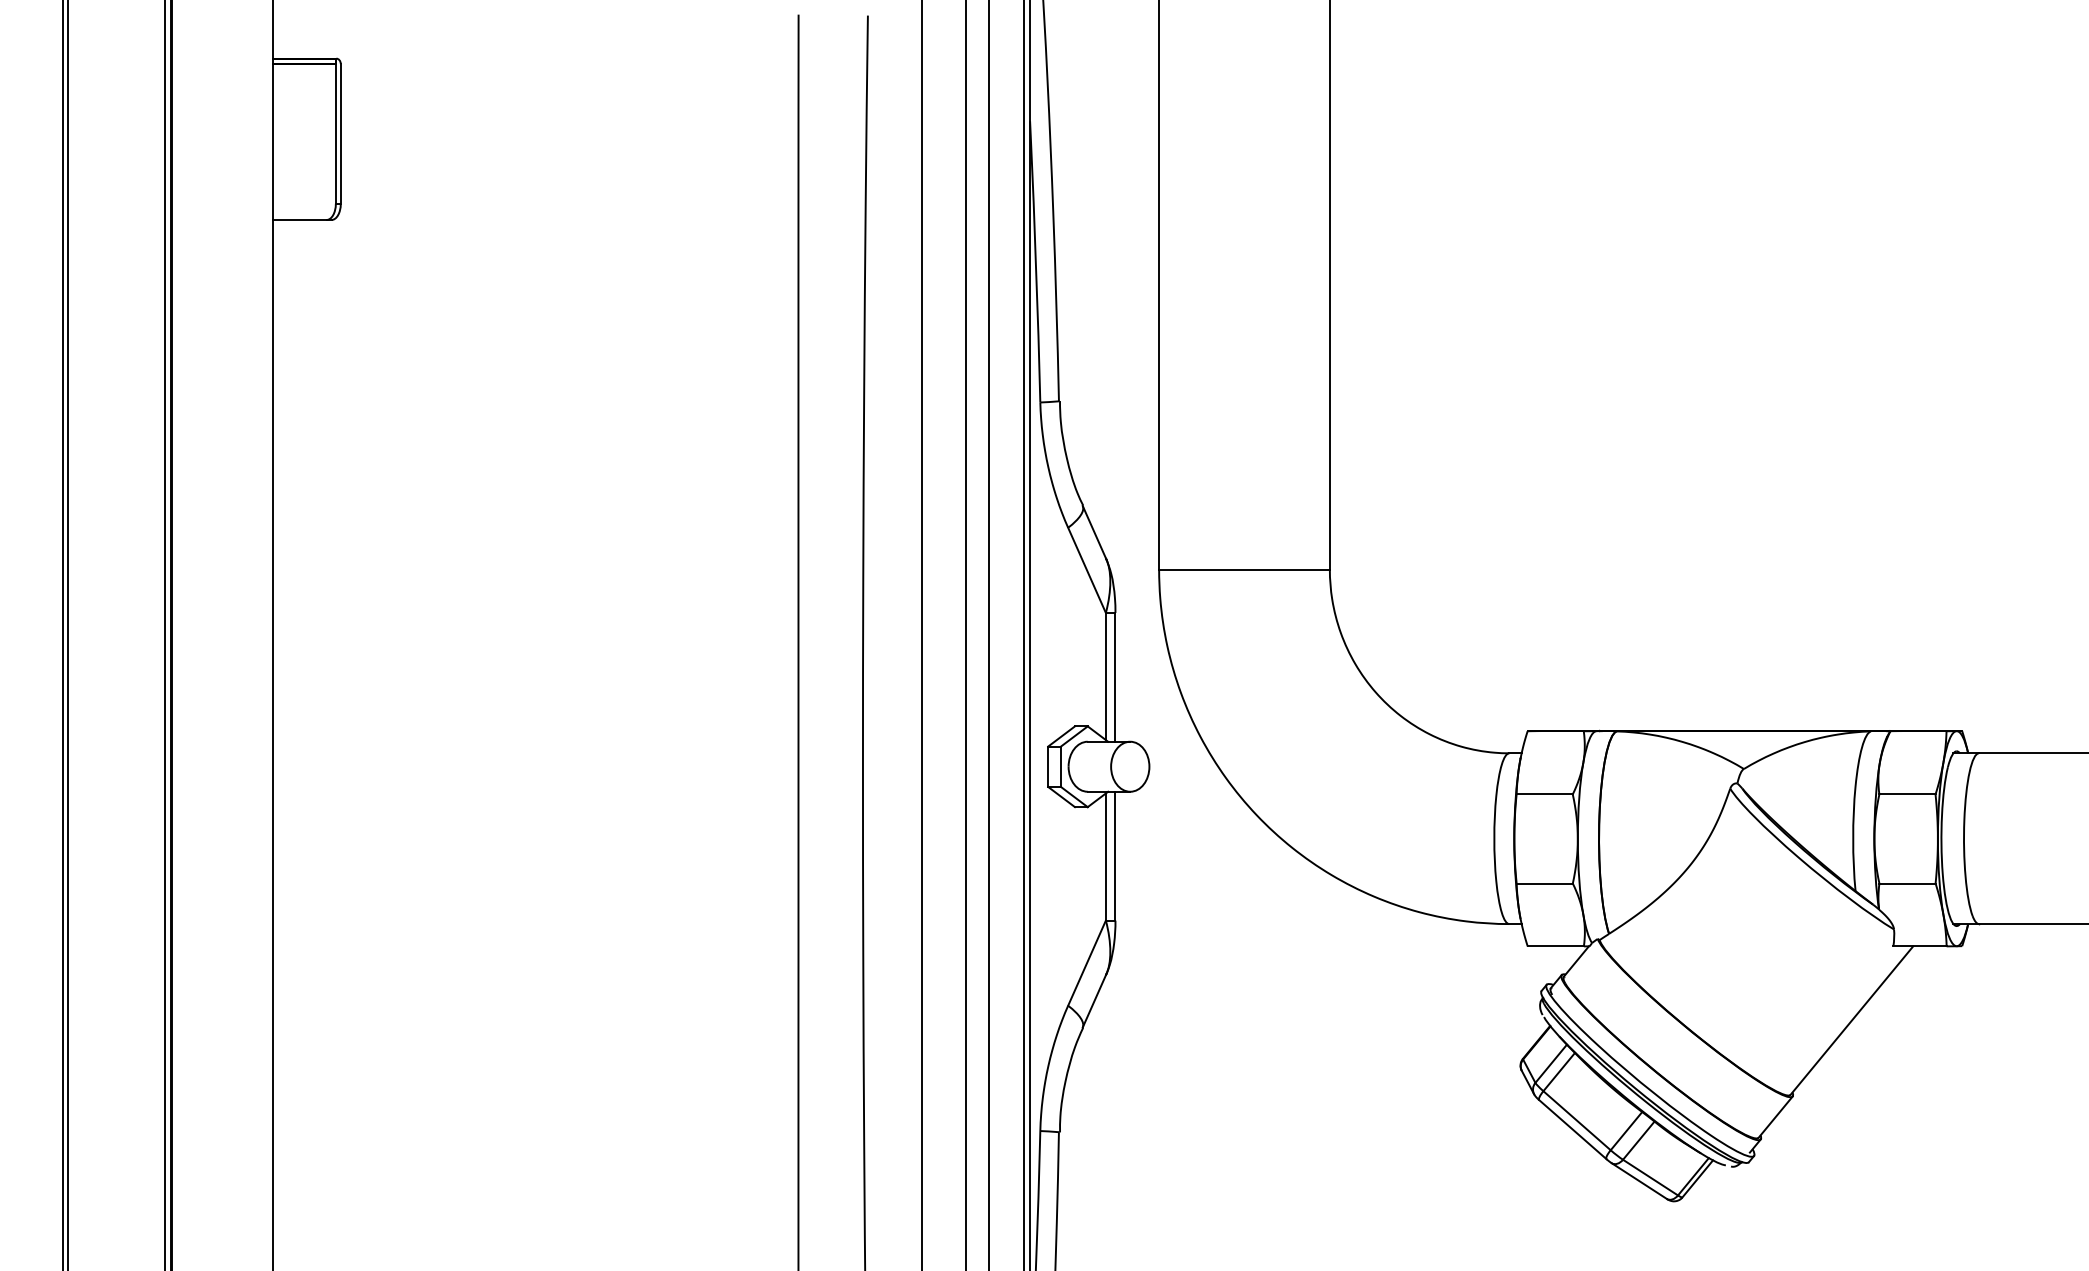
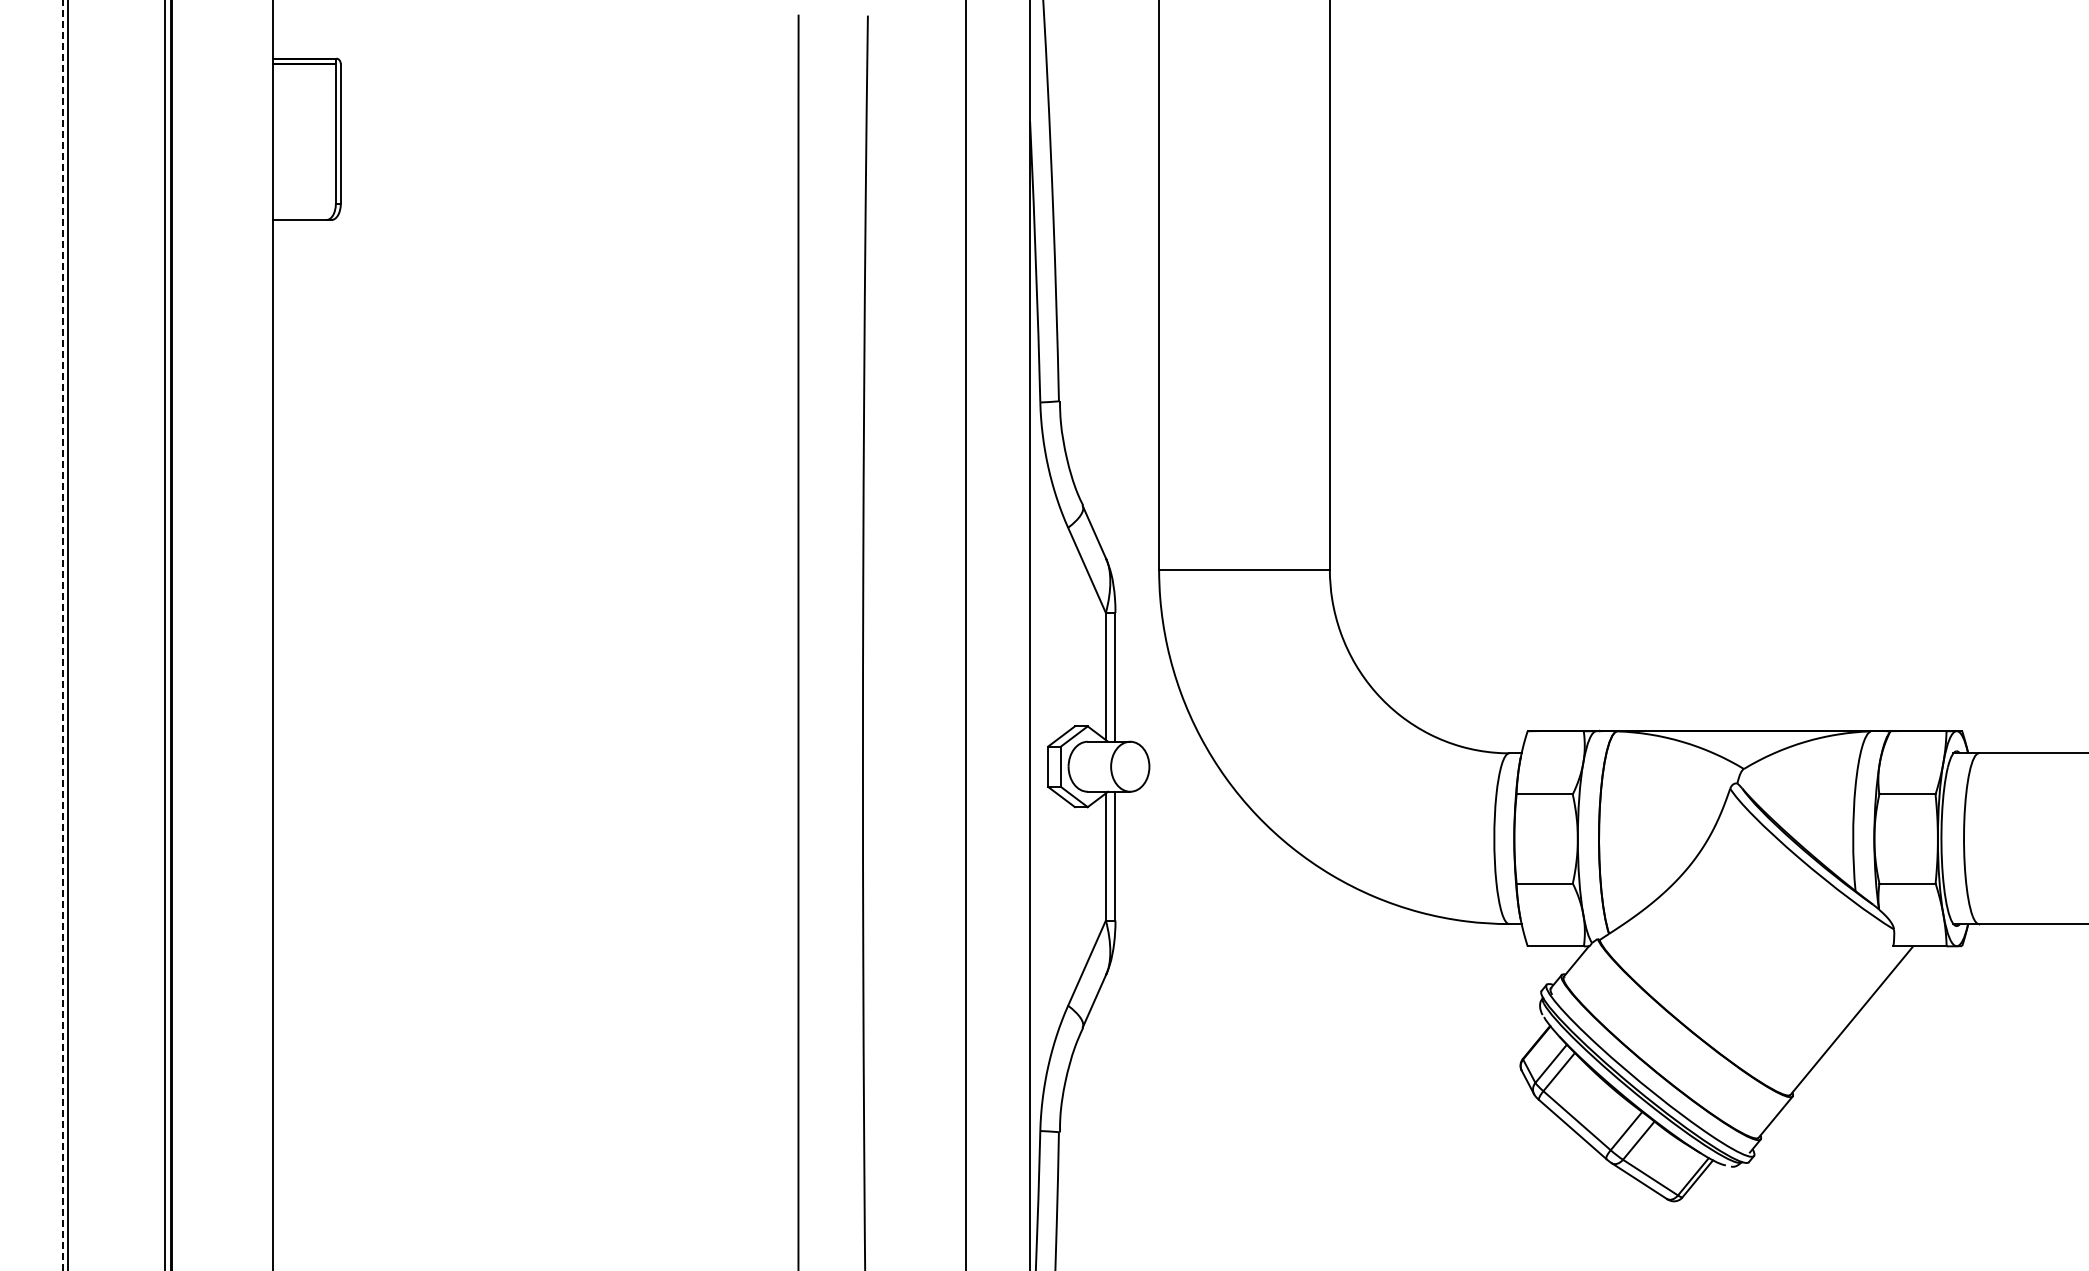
line: present -> none (921, 634)
line: present -> none (989, 634)
line: present -> none (1024, 634)
line: solid -> dashed (62, 635)
